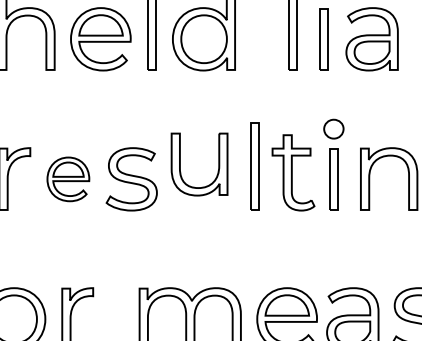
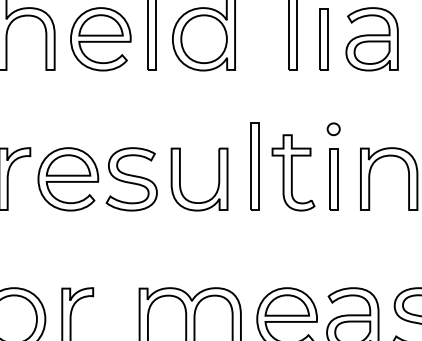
part size: 22x22 px -> 15x15 px (333, 129)
part position: (180, 164) -> (180, 179) (180, 179)
part size: 45x47 px -> 63x65 px (68, 179)
